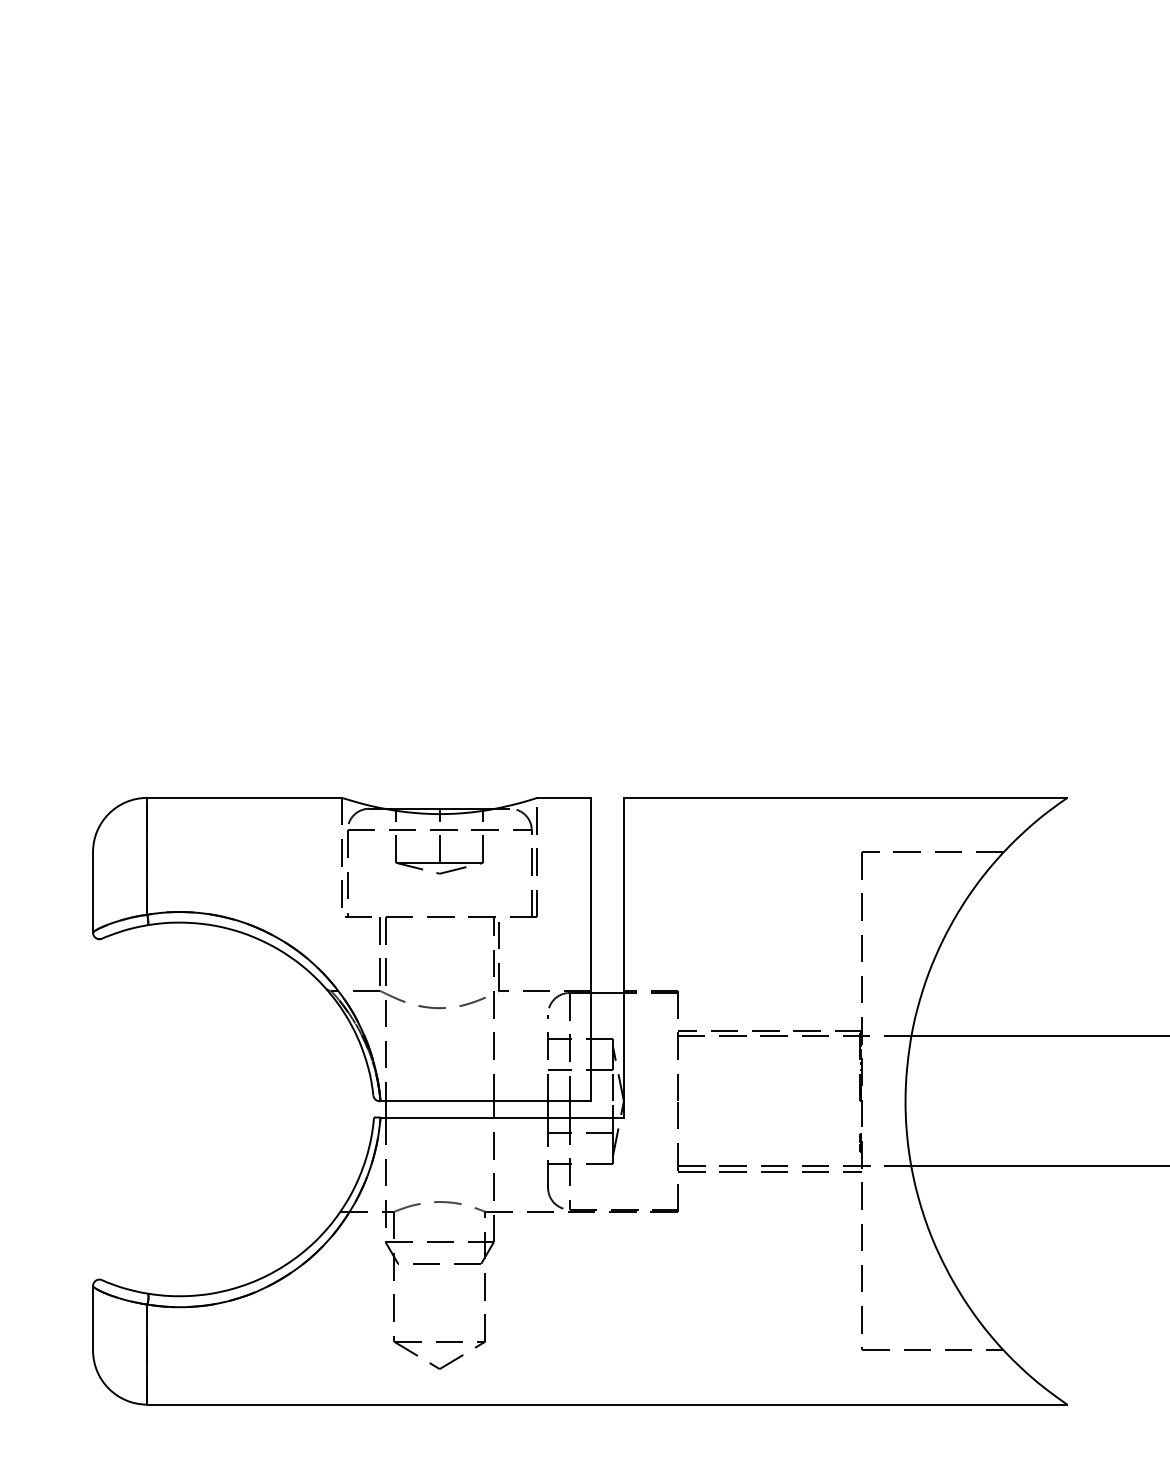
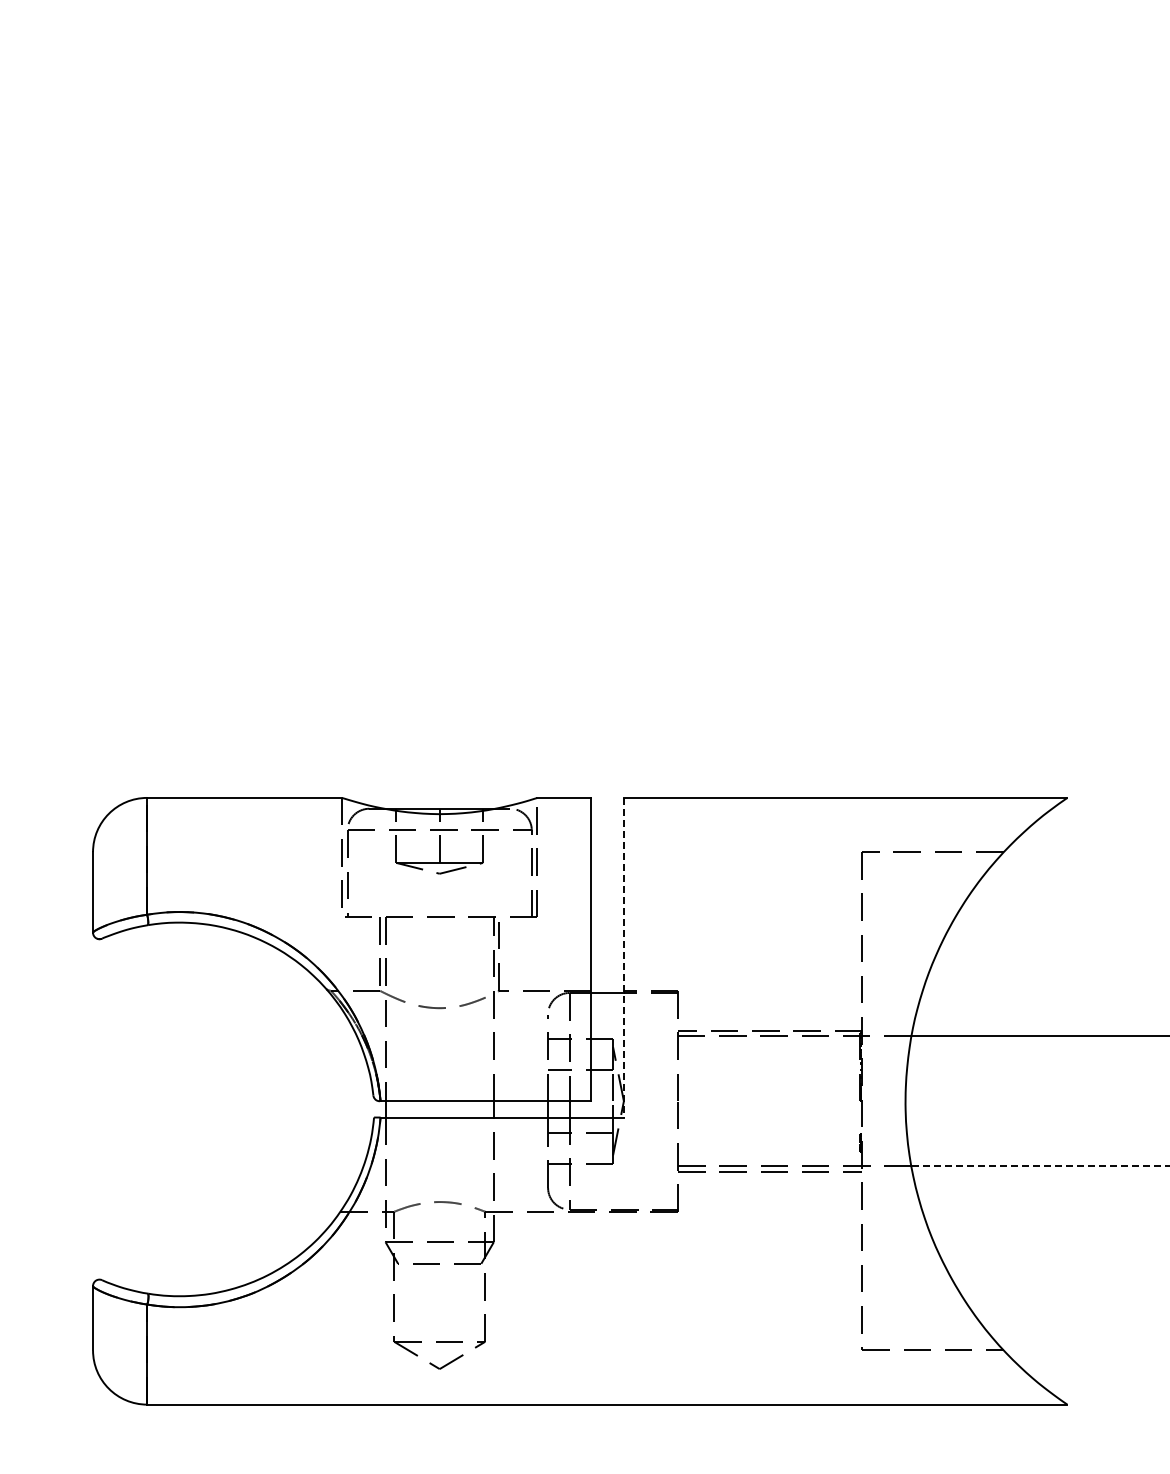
line: solid -> dashed (623, 957)
line: solid -> dashed (1040, 1166)
